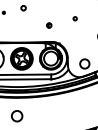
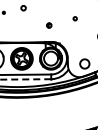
line: solid -> dashed (25, 79)
circle: present -> none (17, 116)
